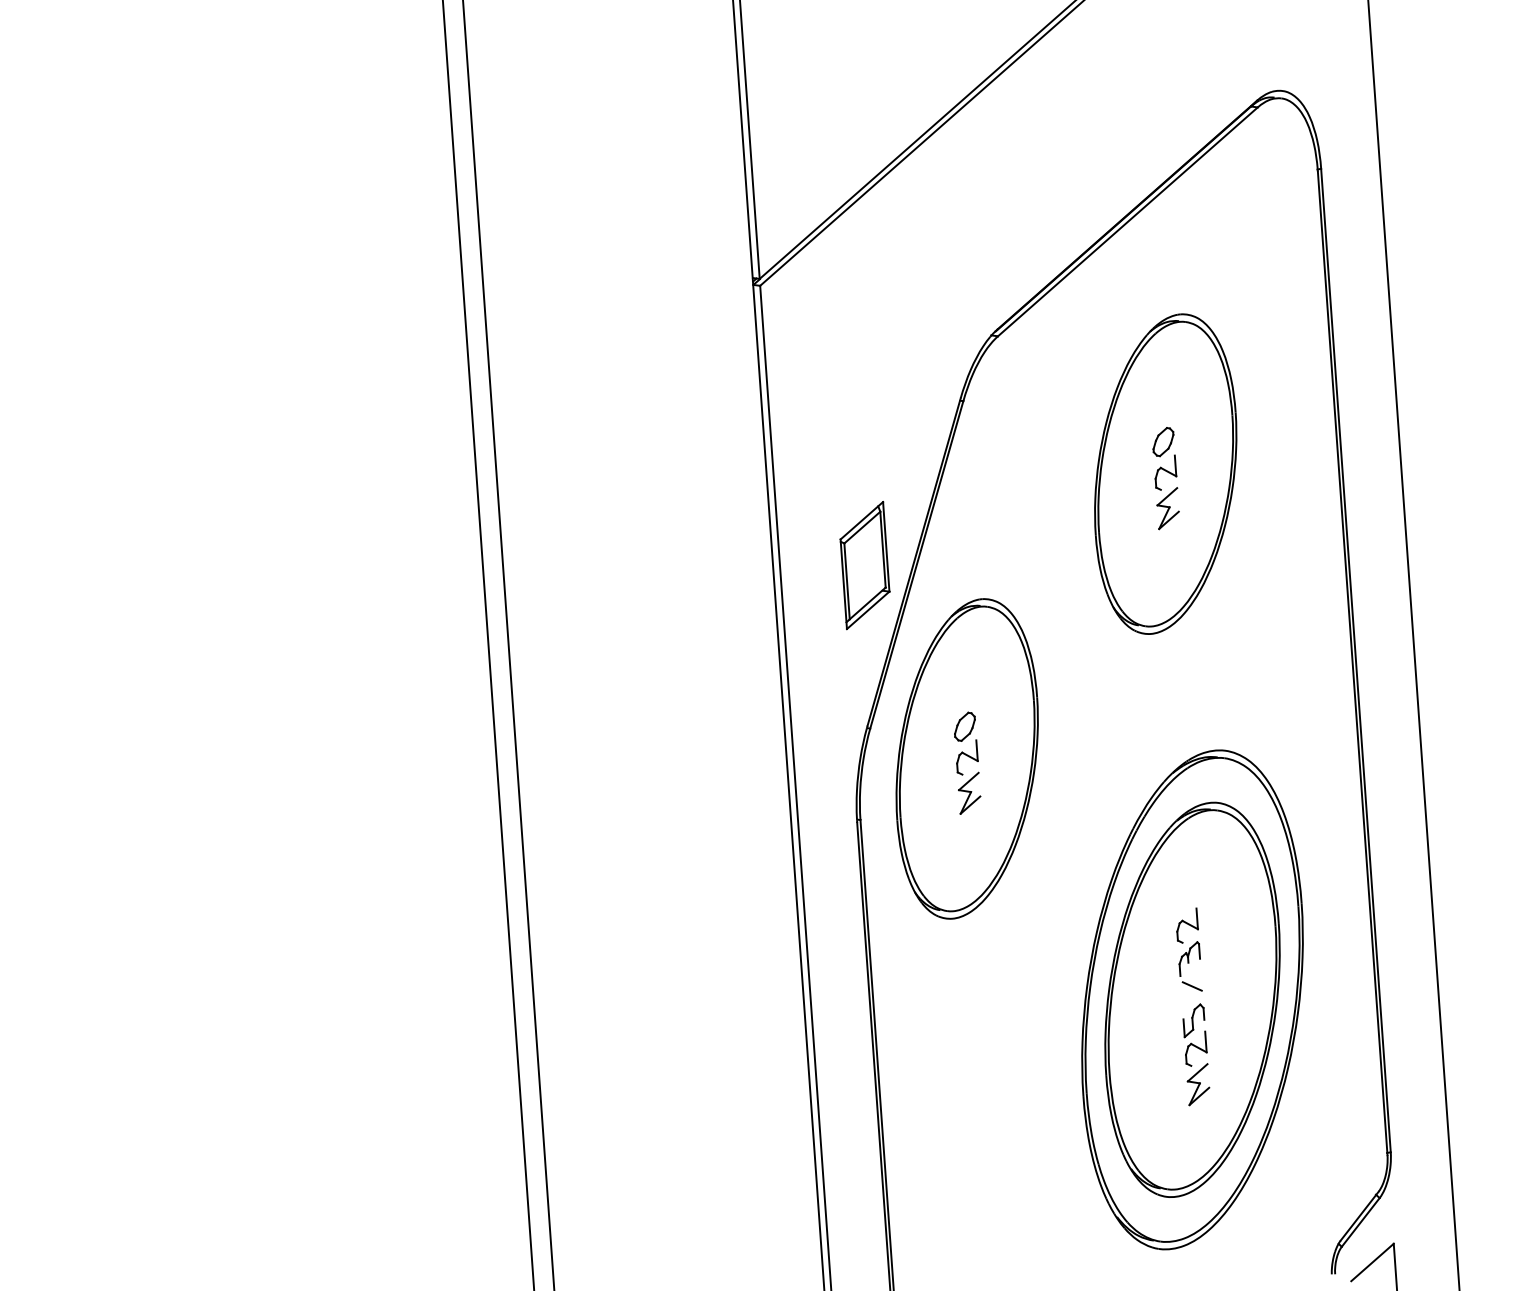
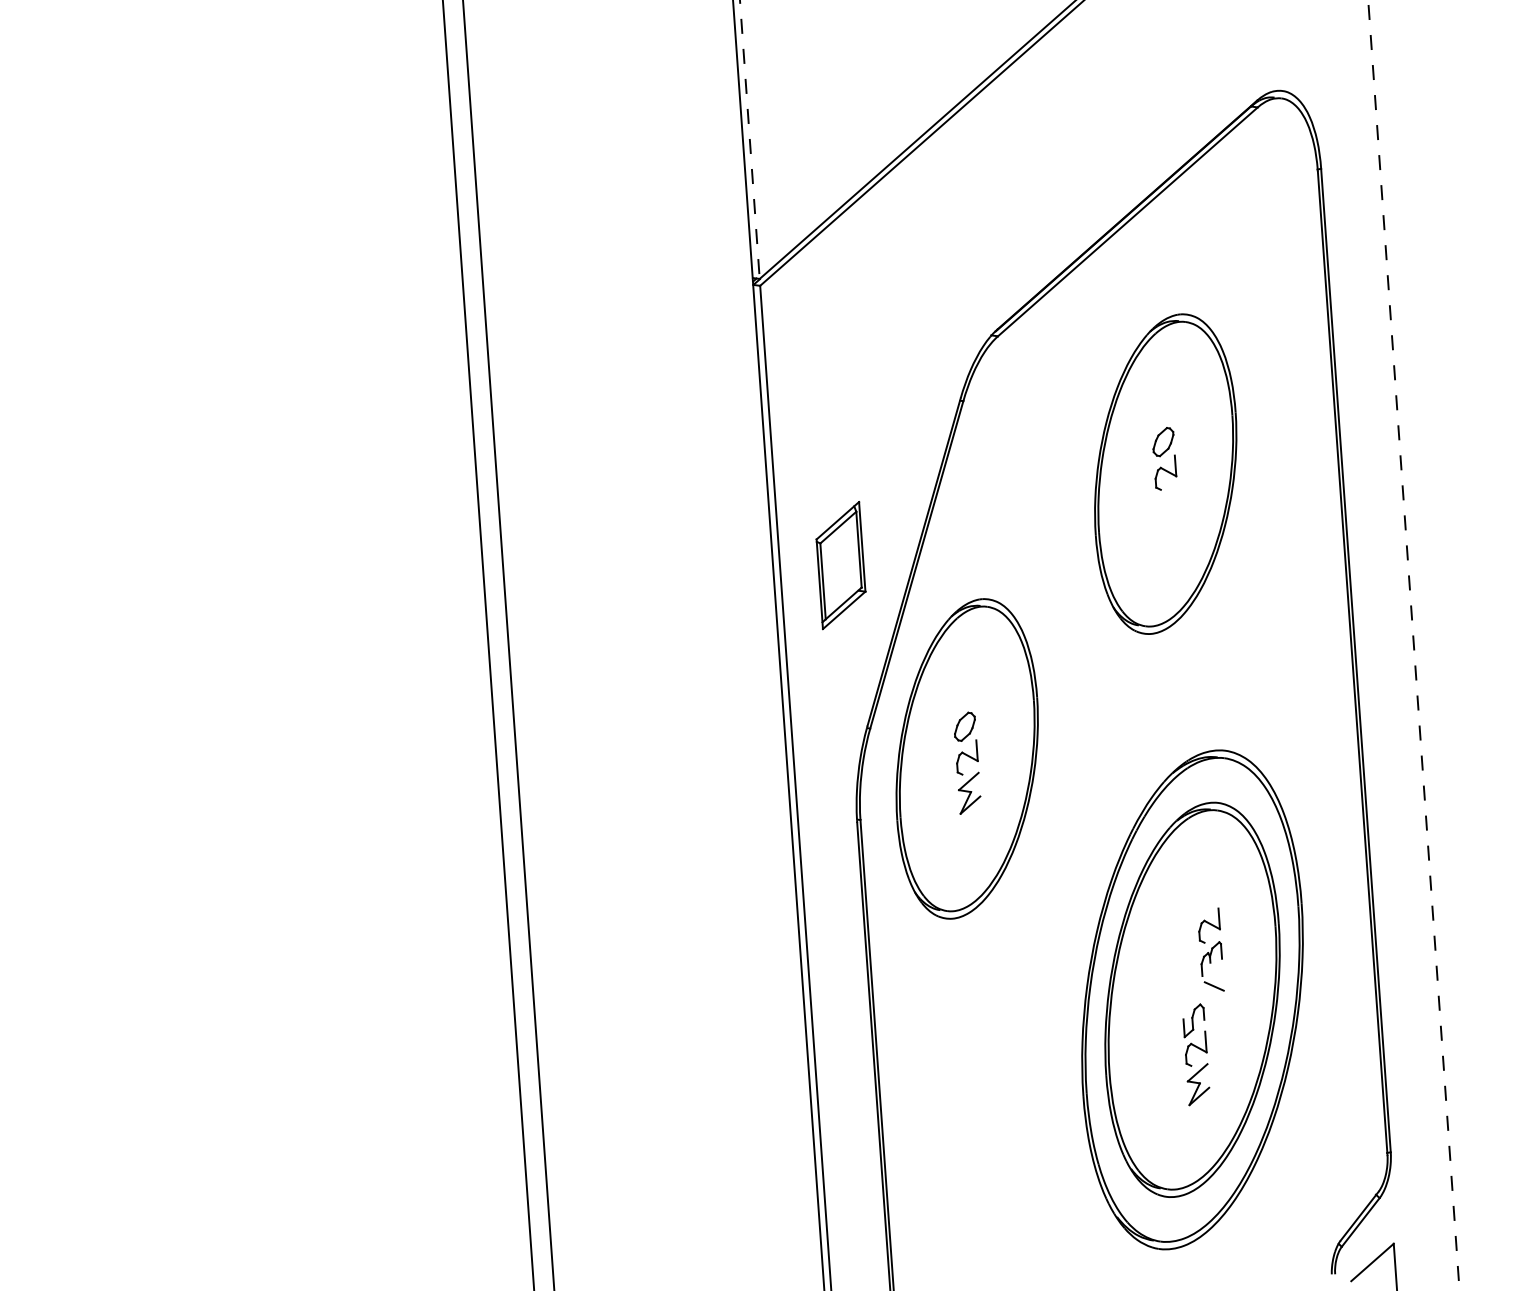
line: solid -> dashed (749, 140)
part: present -> none (1167, 508)
part position: (864, 565) -> (840, 565) (840, 565)
line: solid -> dashed (1413, 645)
part position: (1189, 949) -> (1211, 949) (1211, 949)
